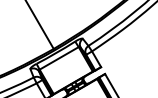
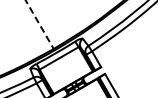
line: solid -> dashed (39, 25)
